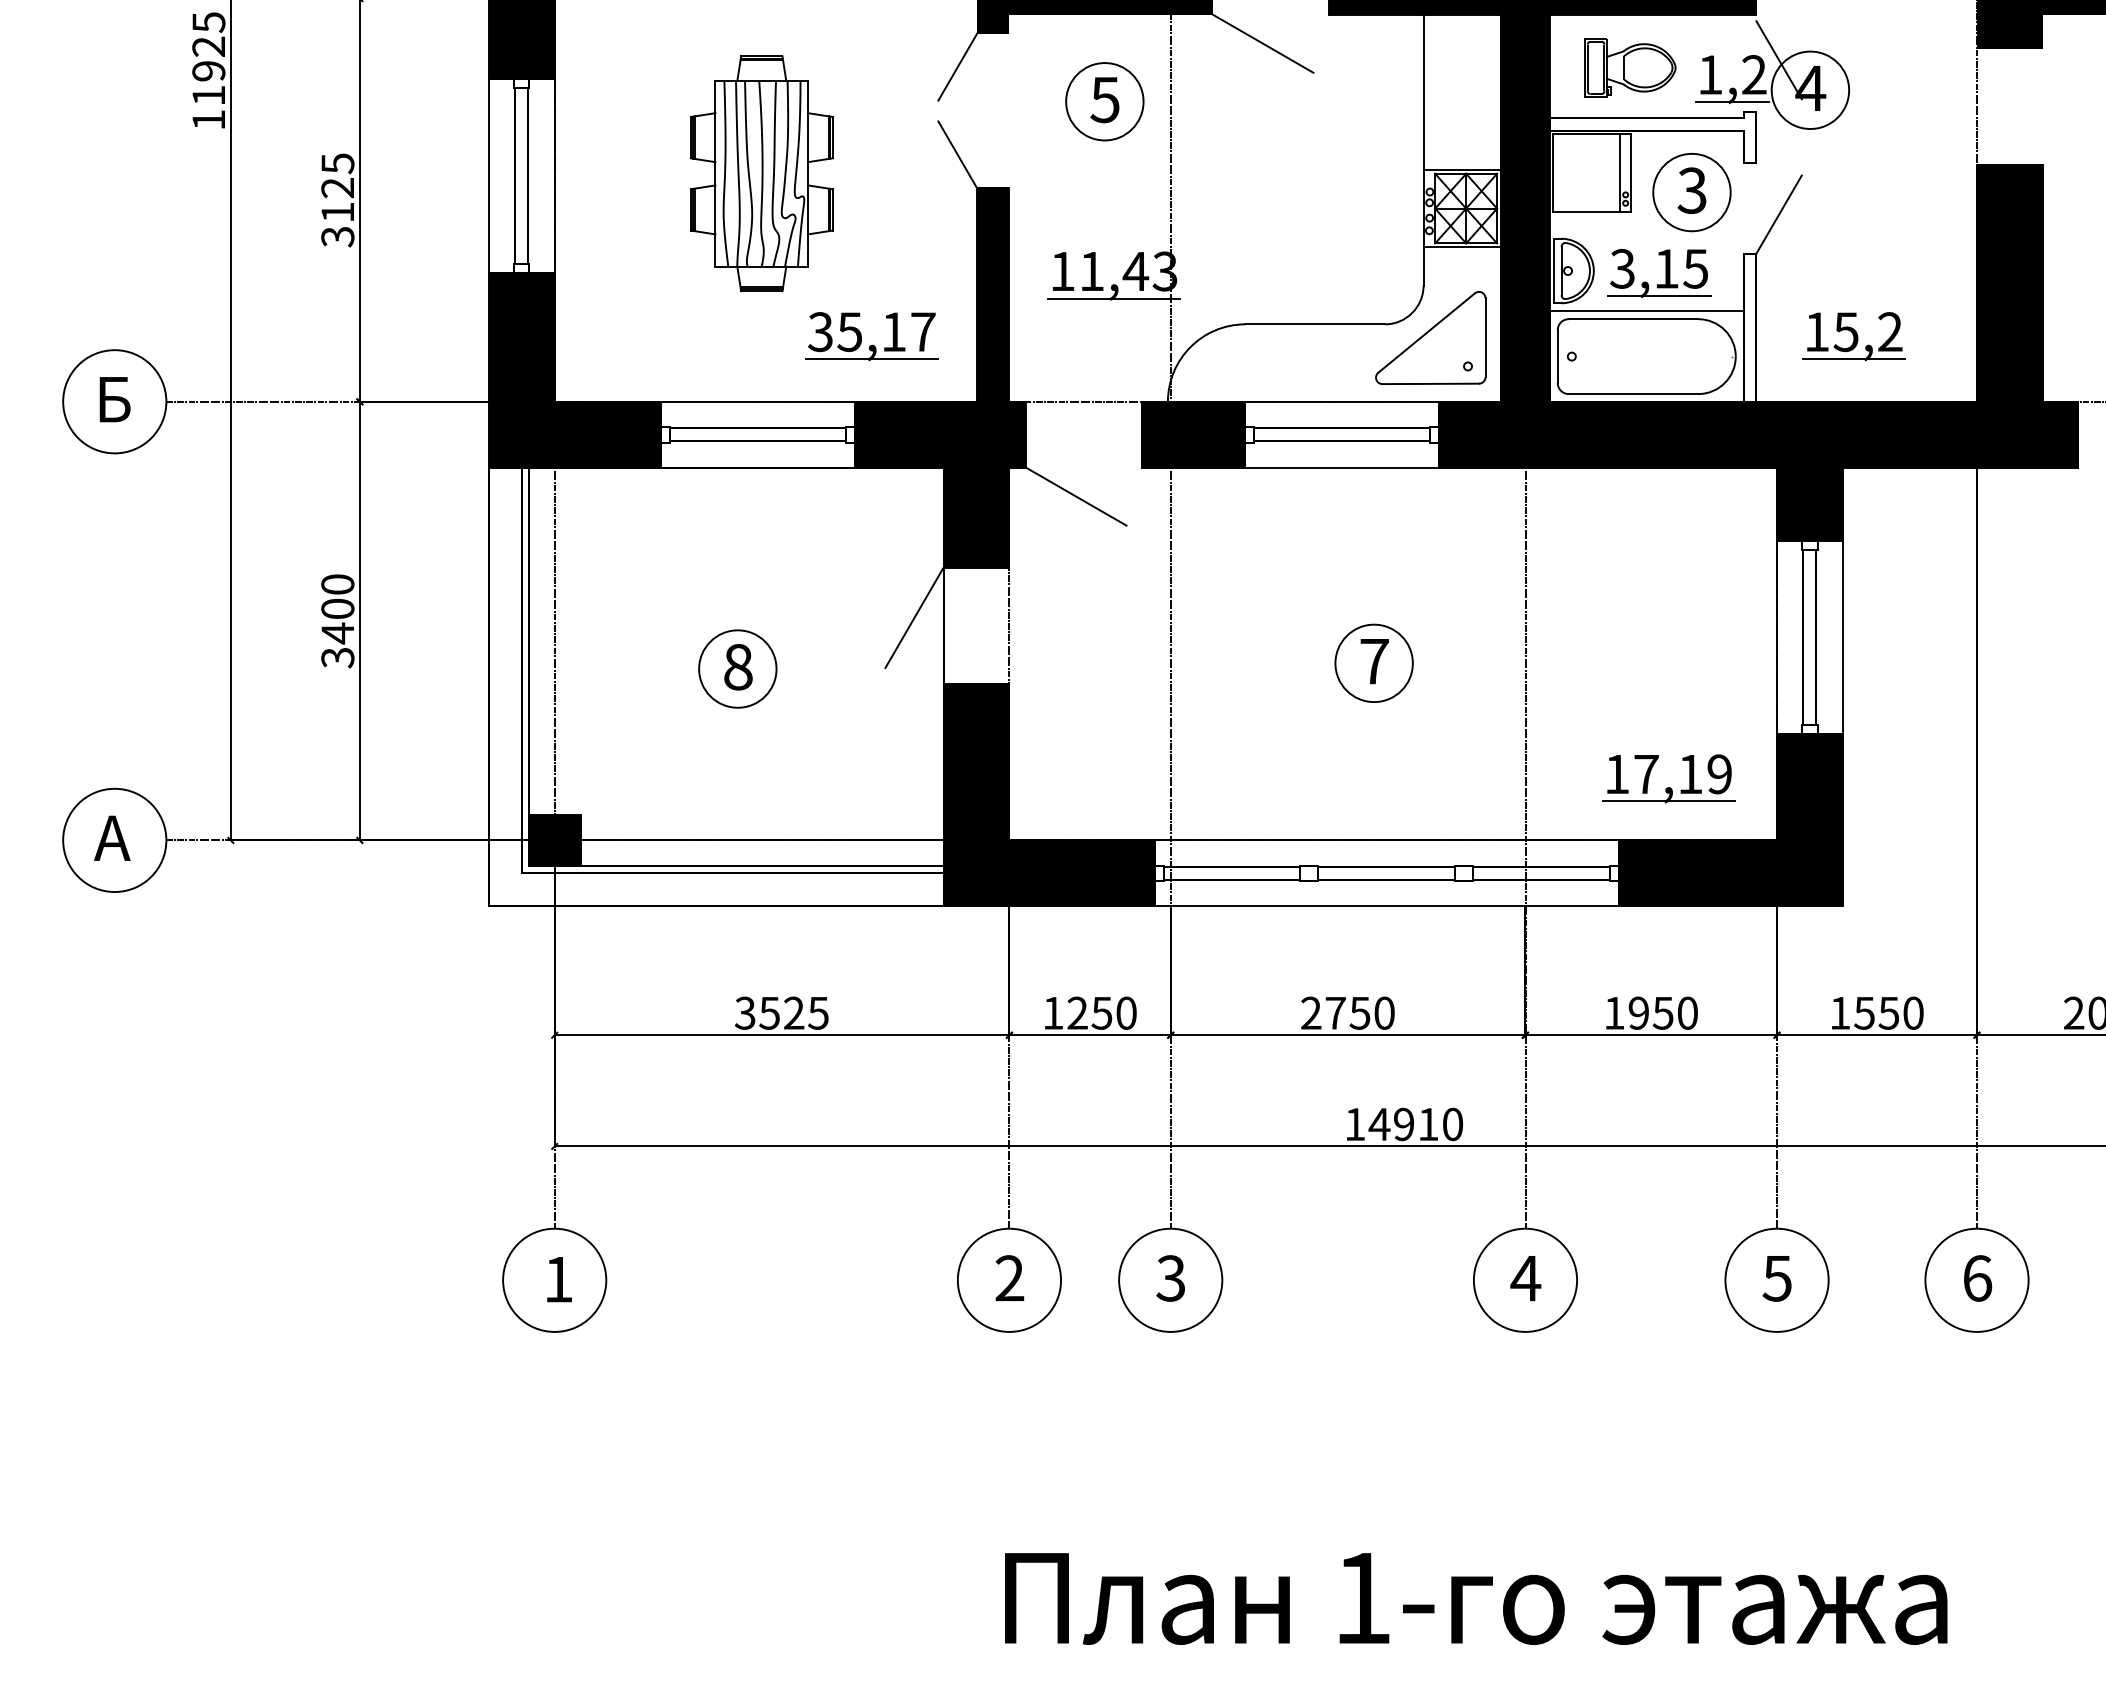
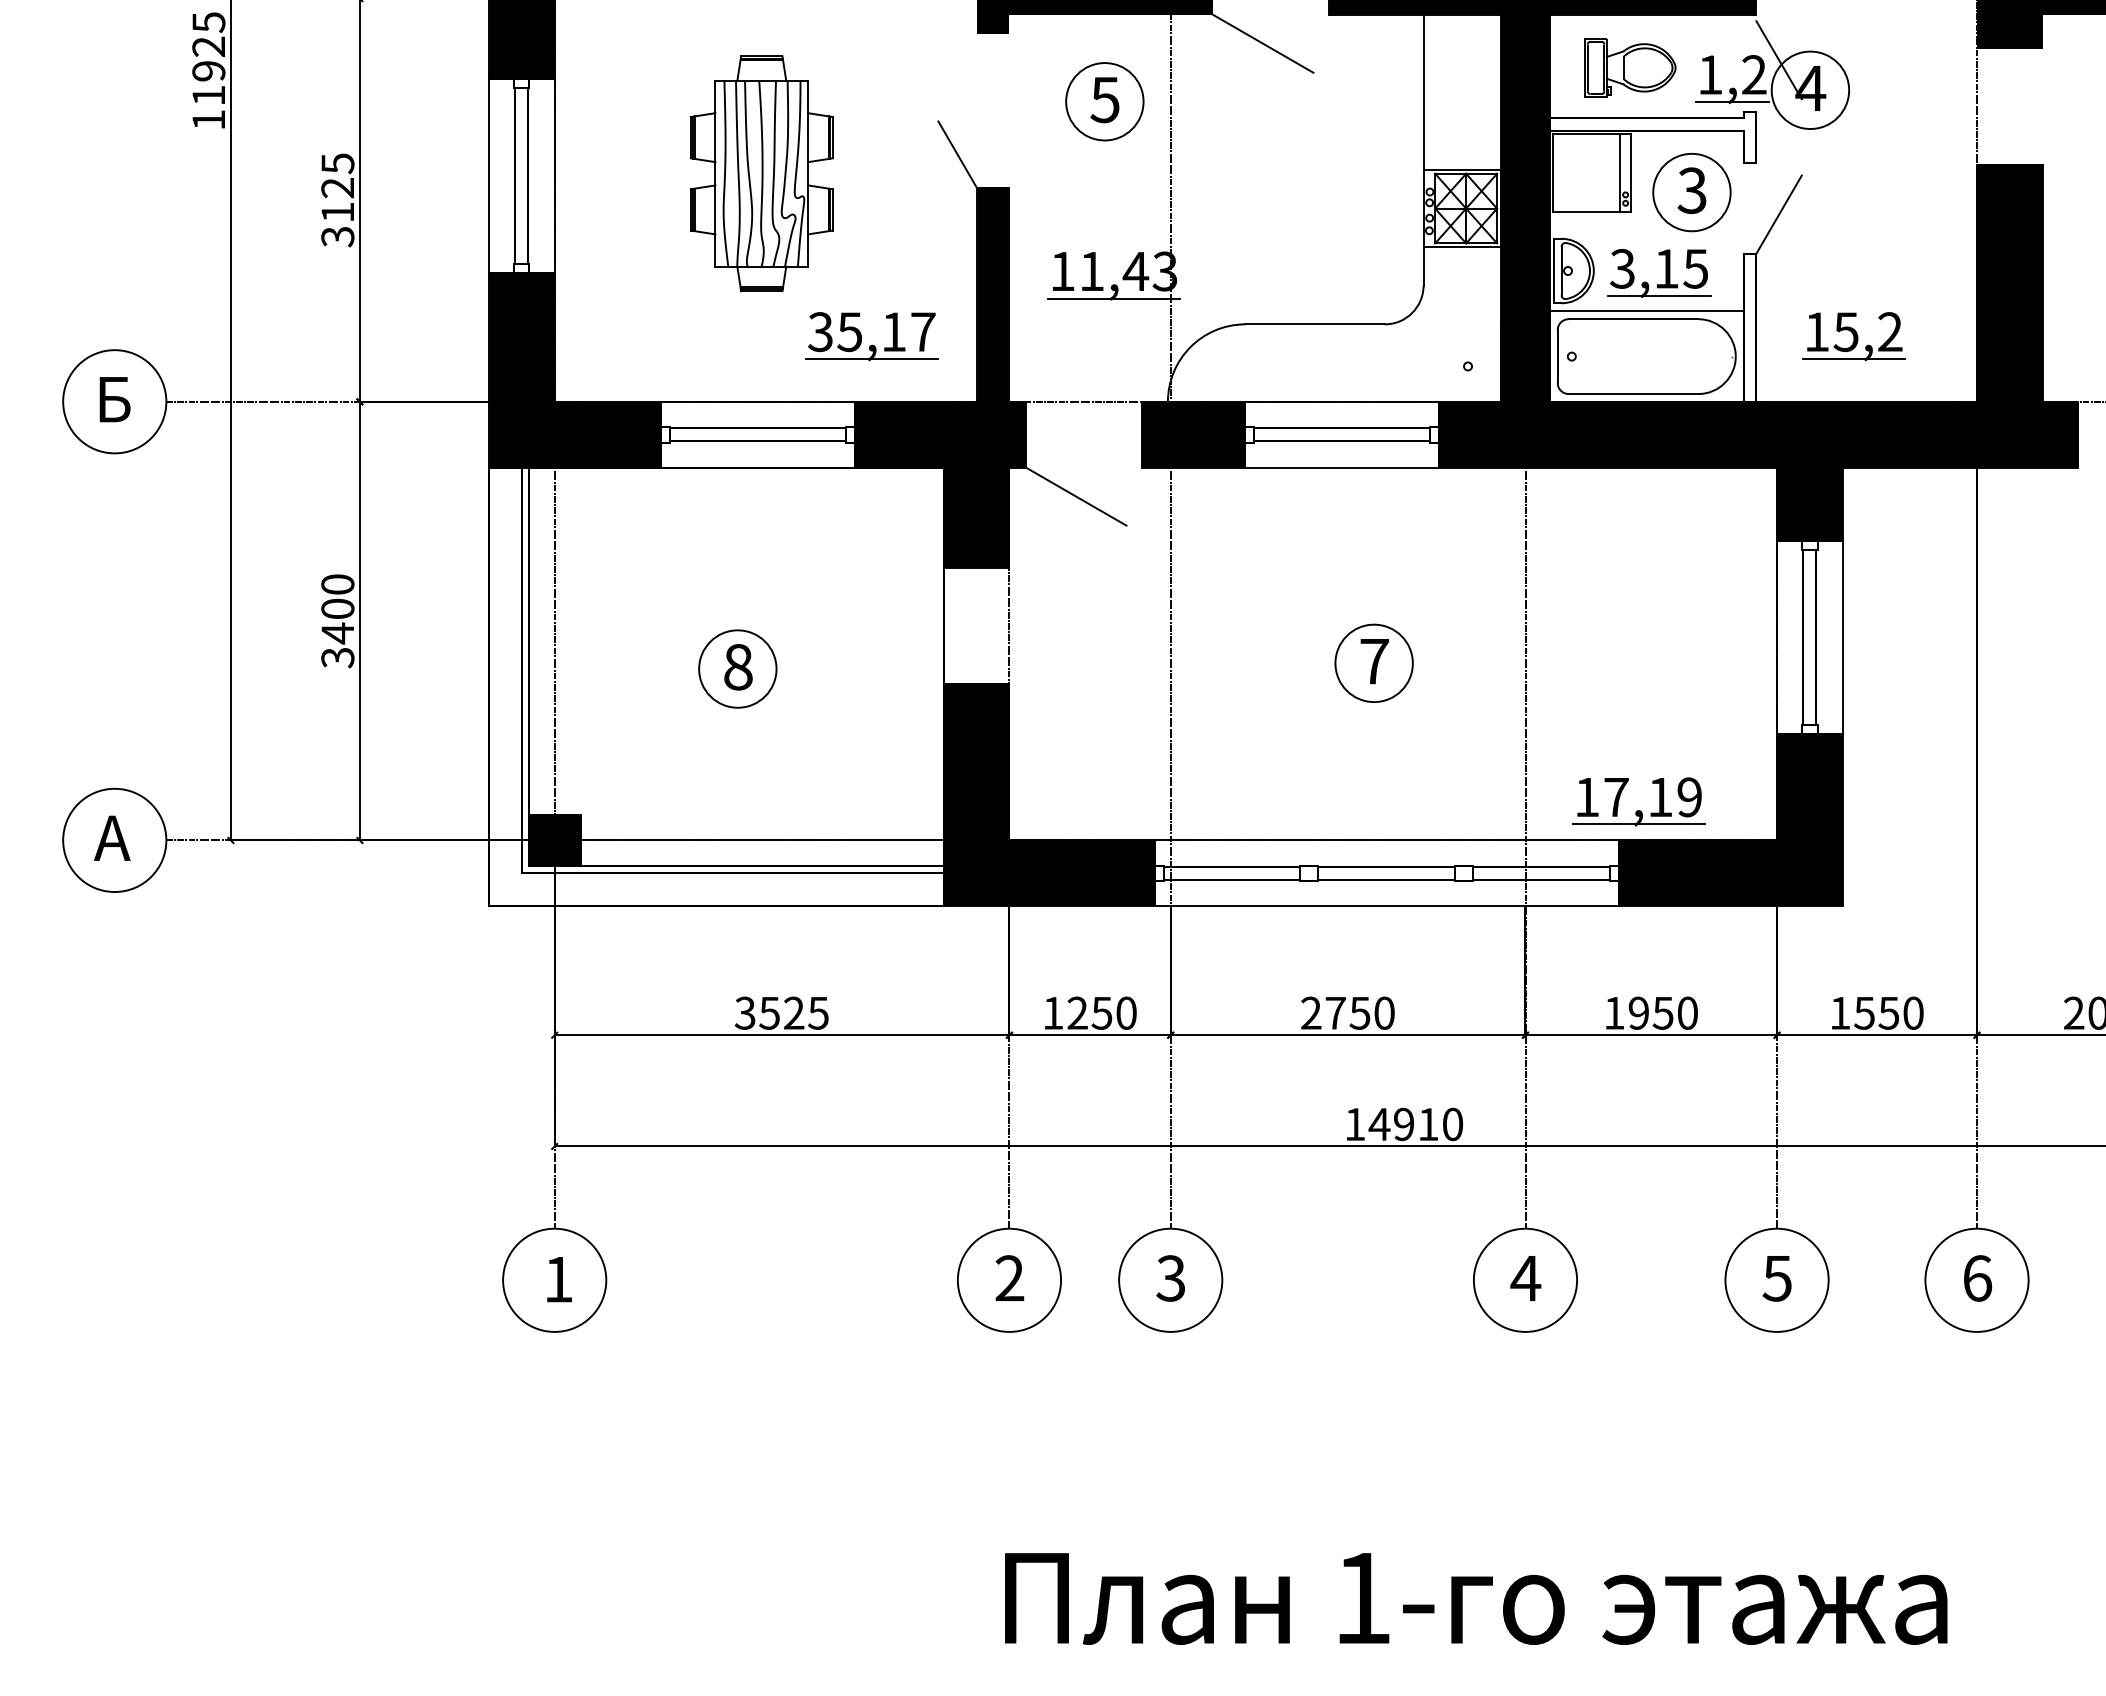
line: present -> none (957, 66)
part: present -> none (1430, 337)
line: present -> none (914, 617)
part position: (1668, 787) -> (1638, 810) (1638, 810)
